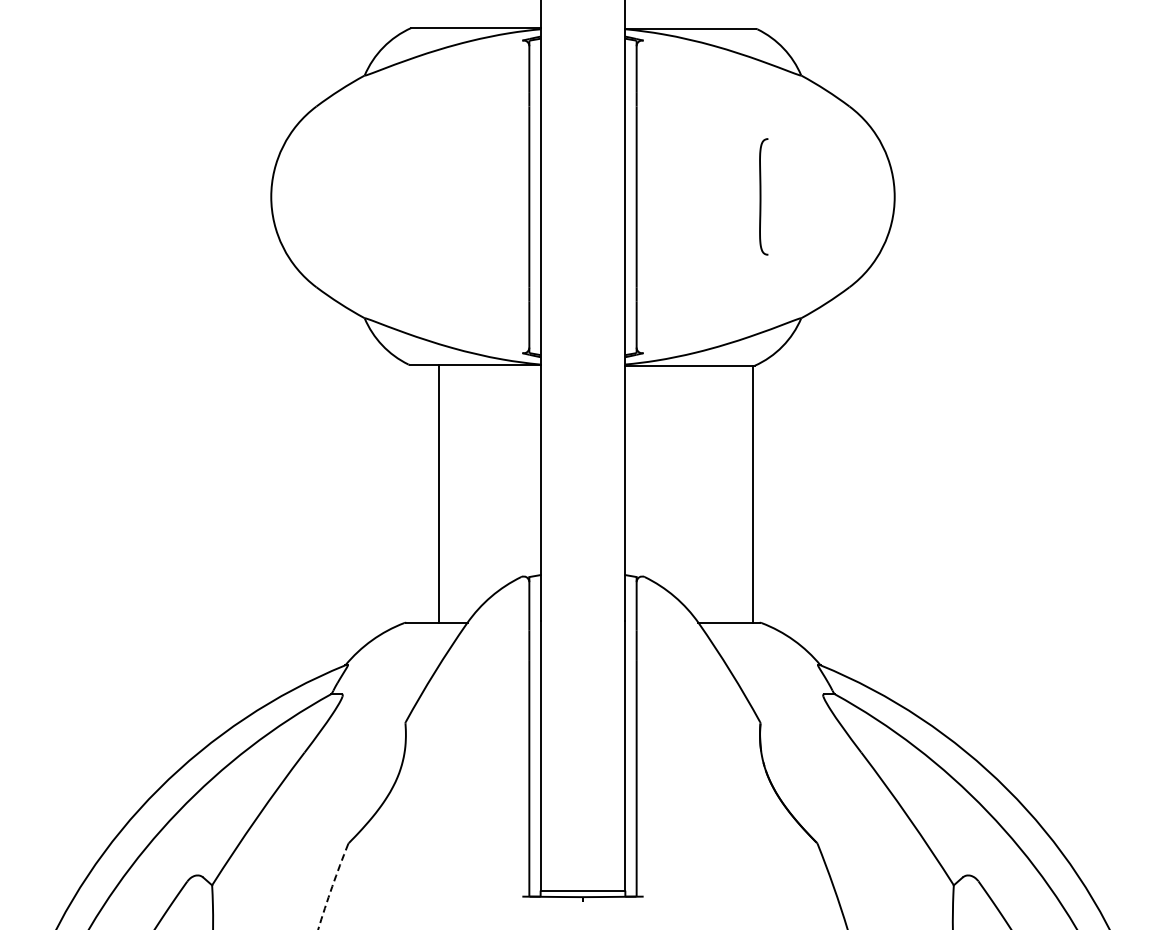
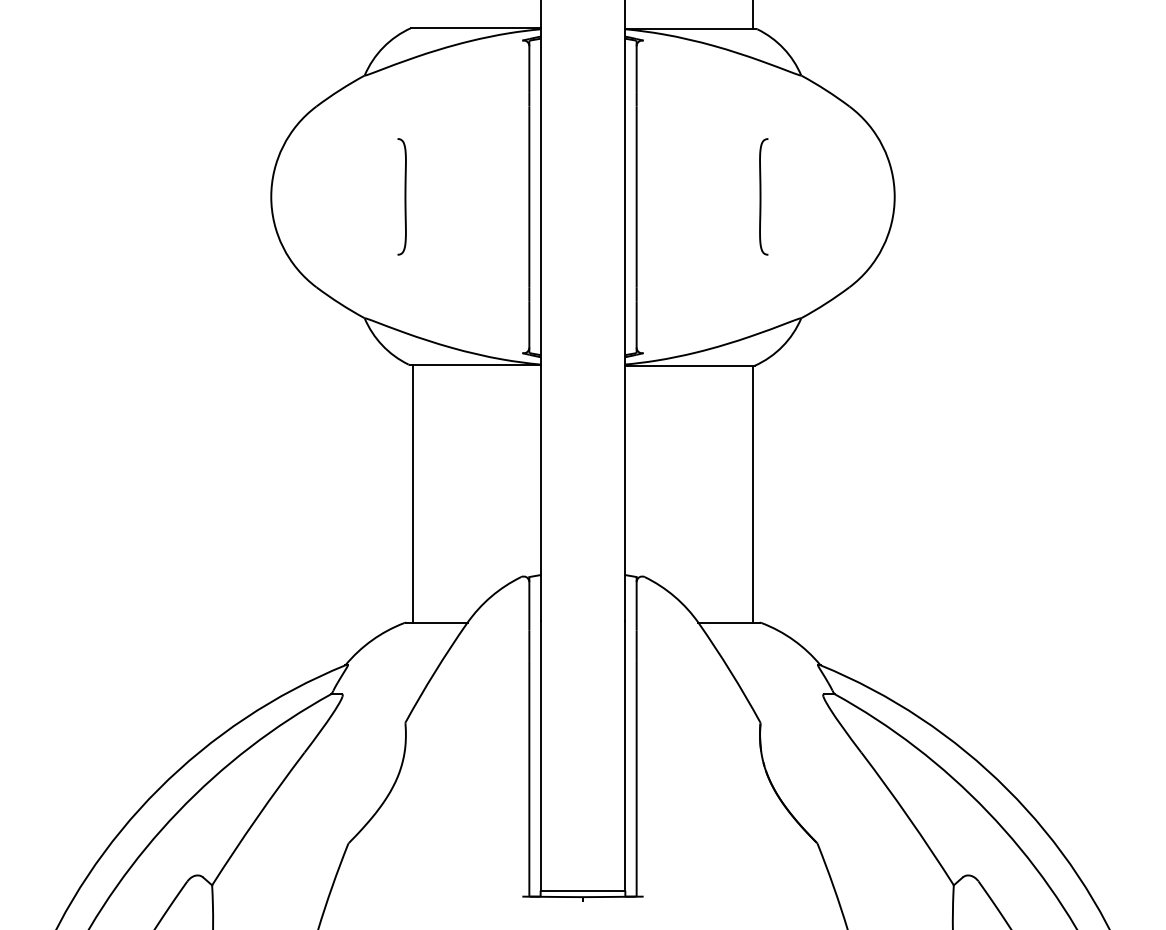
line: none -> present (753, 15)
curve: none -> present (404, 196)
line position: (438, 493) -> (412, 493) (412, 493)
arc: dashed -> solid (332, 886)
